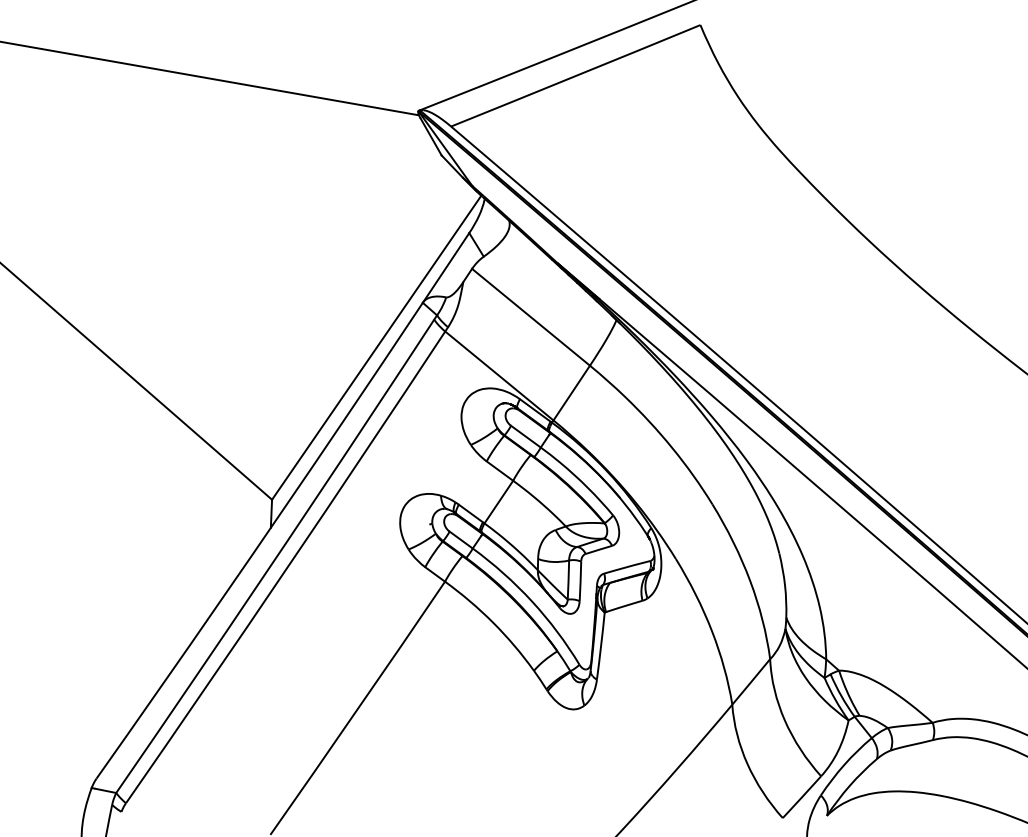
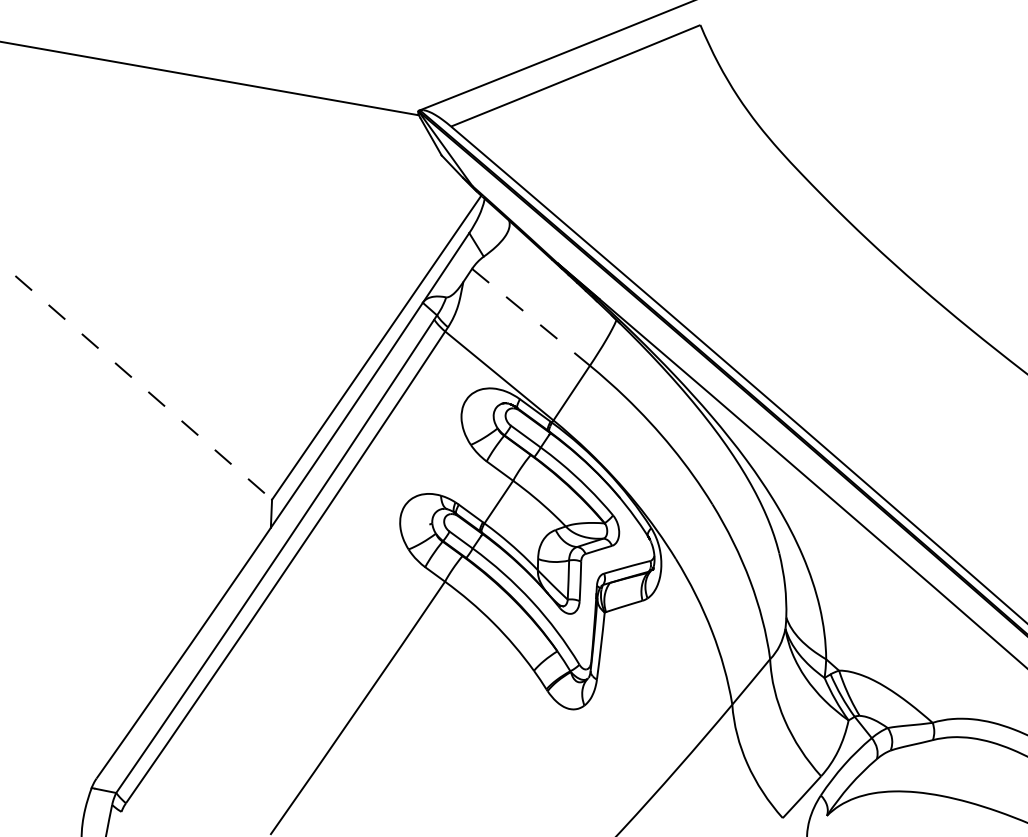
line: solid -> dashed (531, 317)
line: solid -> dashed (136, 381)
